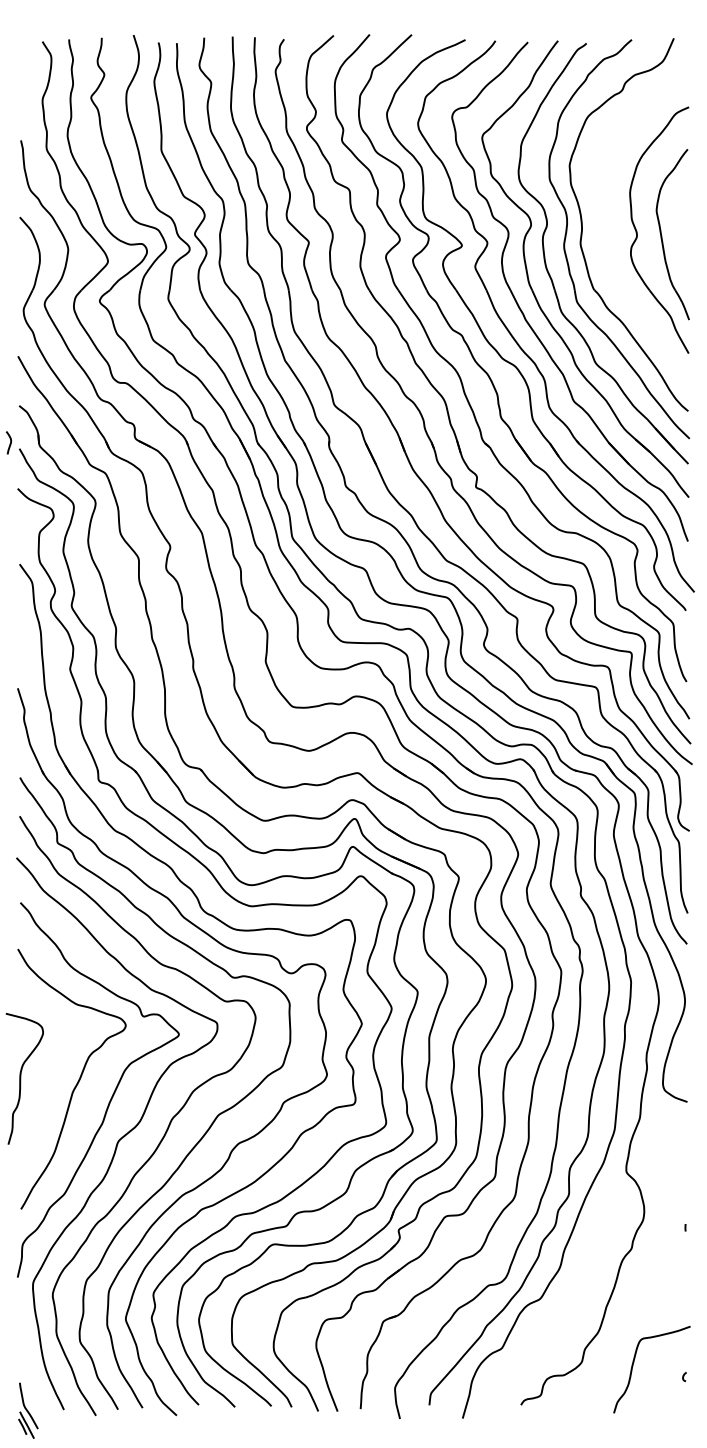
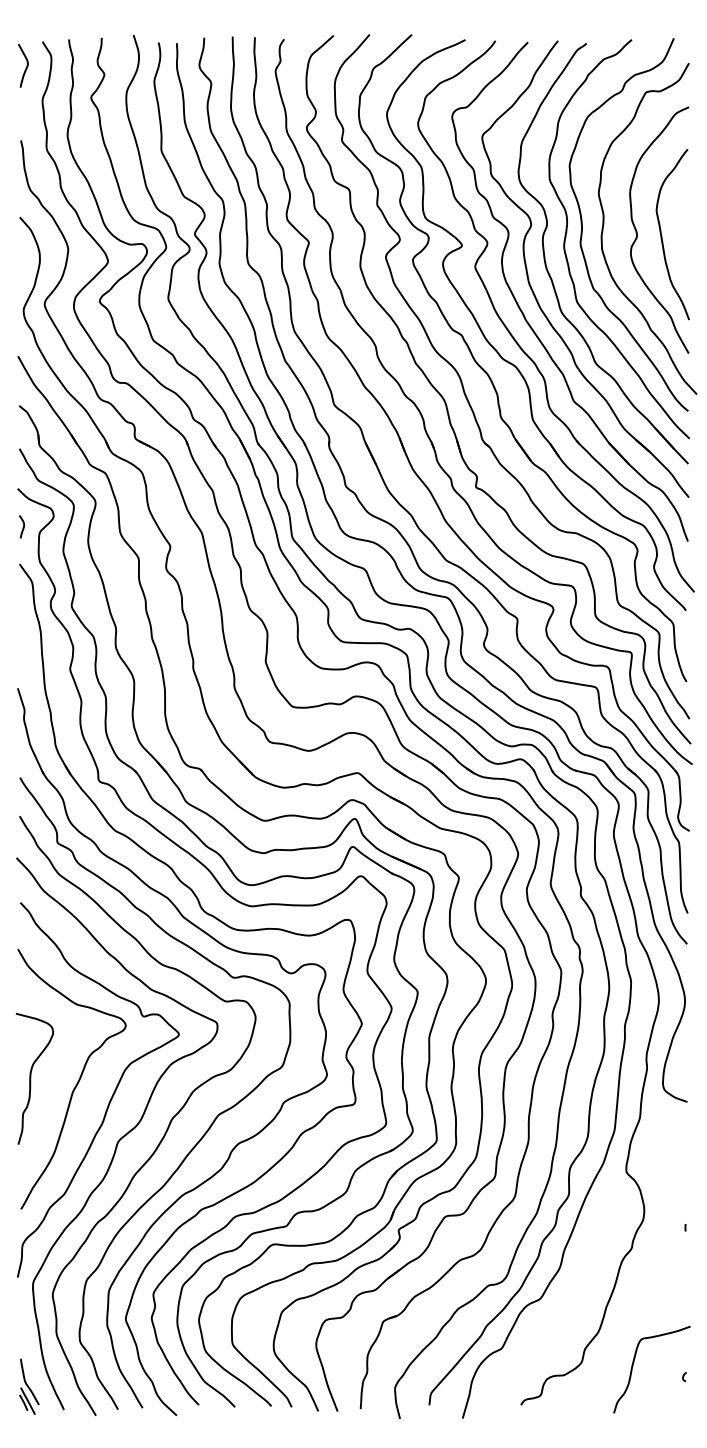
curve: none -> present (26, 65)
part: none -> present (604, 224)
curve position: (9, 443) -> (22, 527) (22, 527)
curve position: (21, 1078) -> (31, 1078) (31, 1078)
part position: (28, 1410) -> (29, 1386) (29, 1386)
